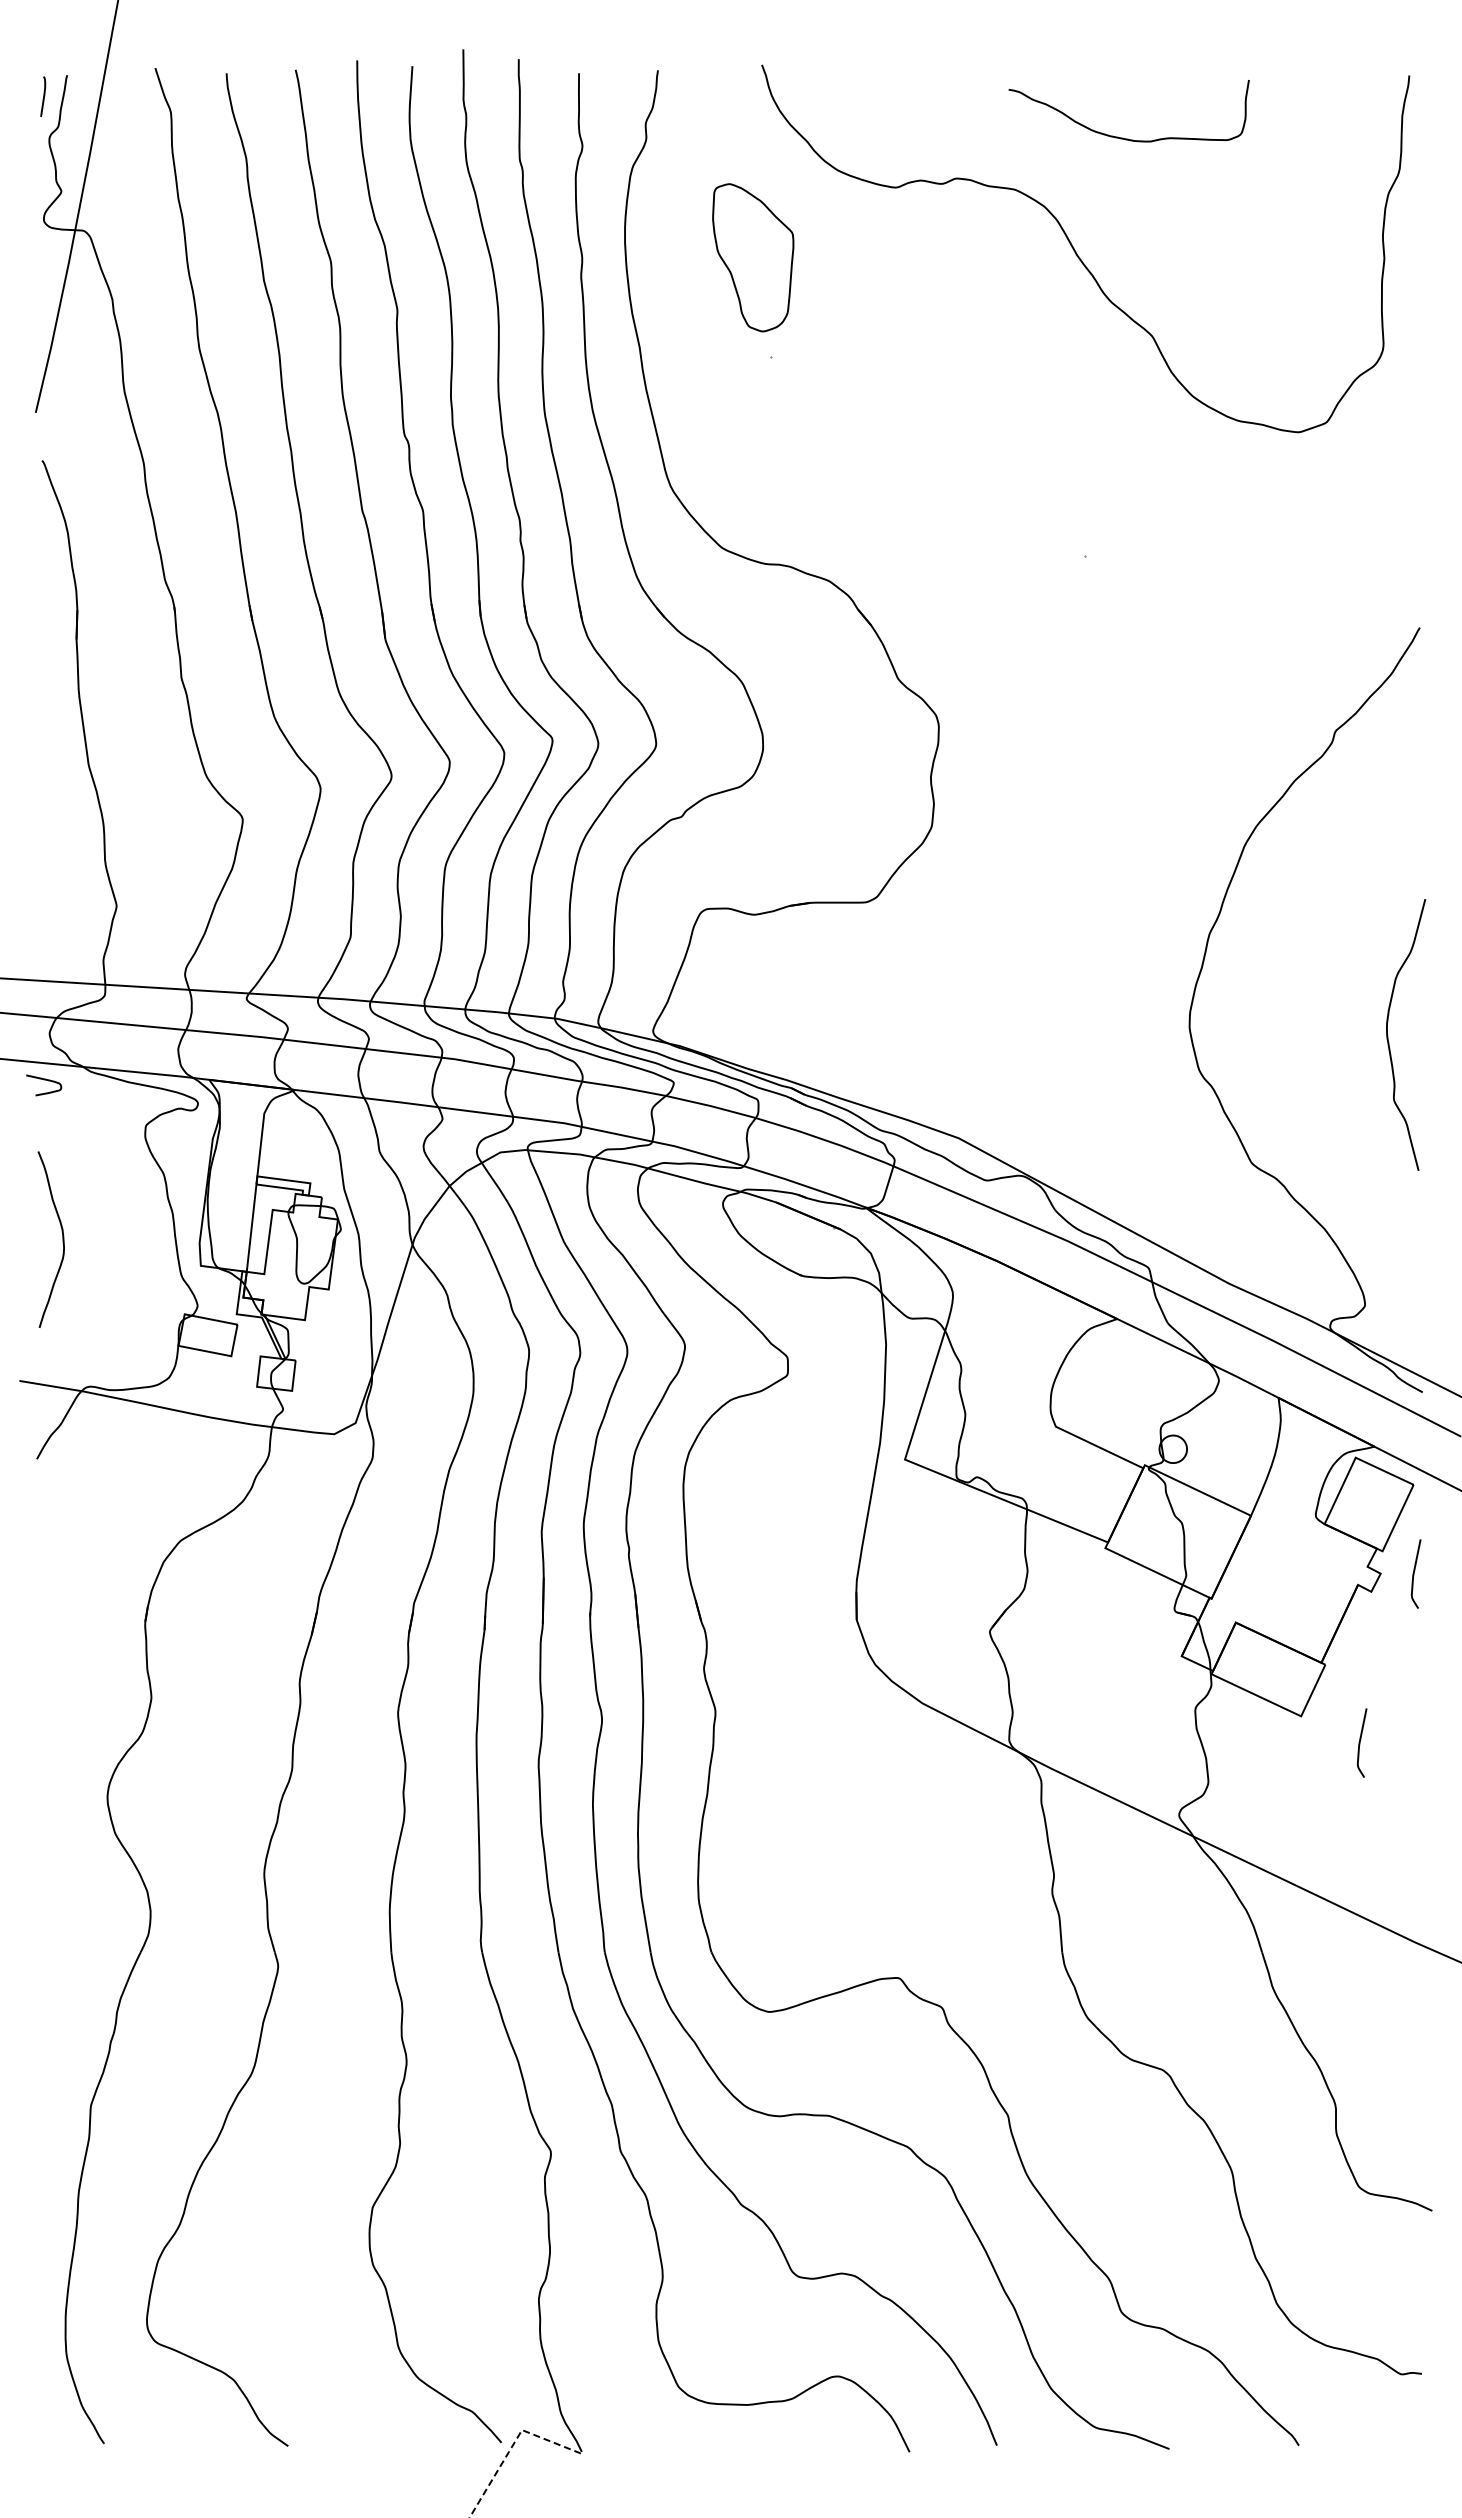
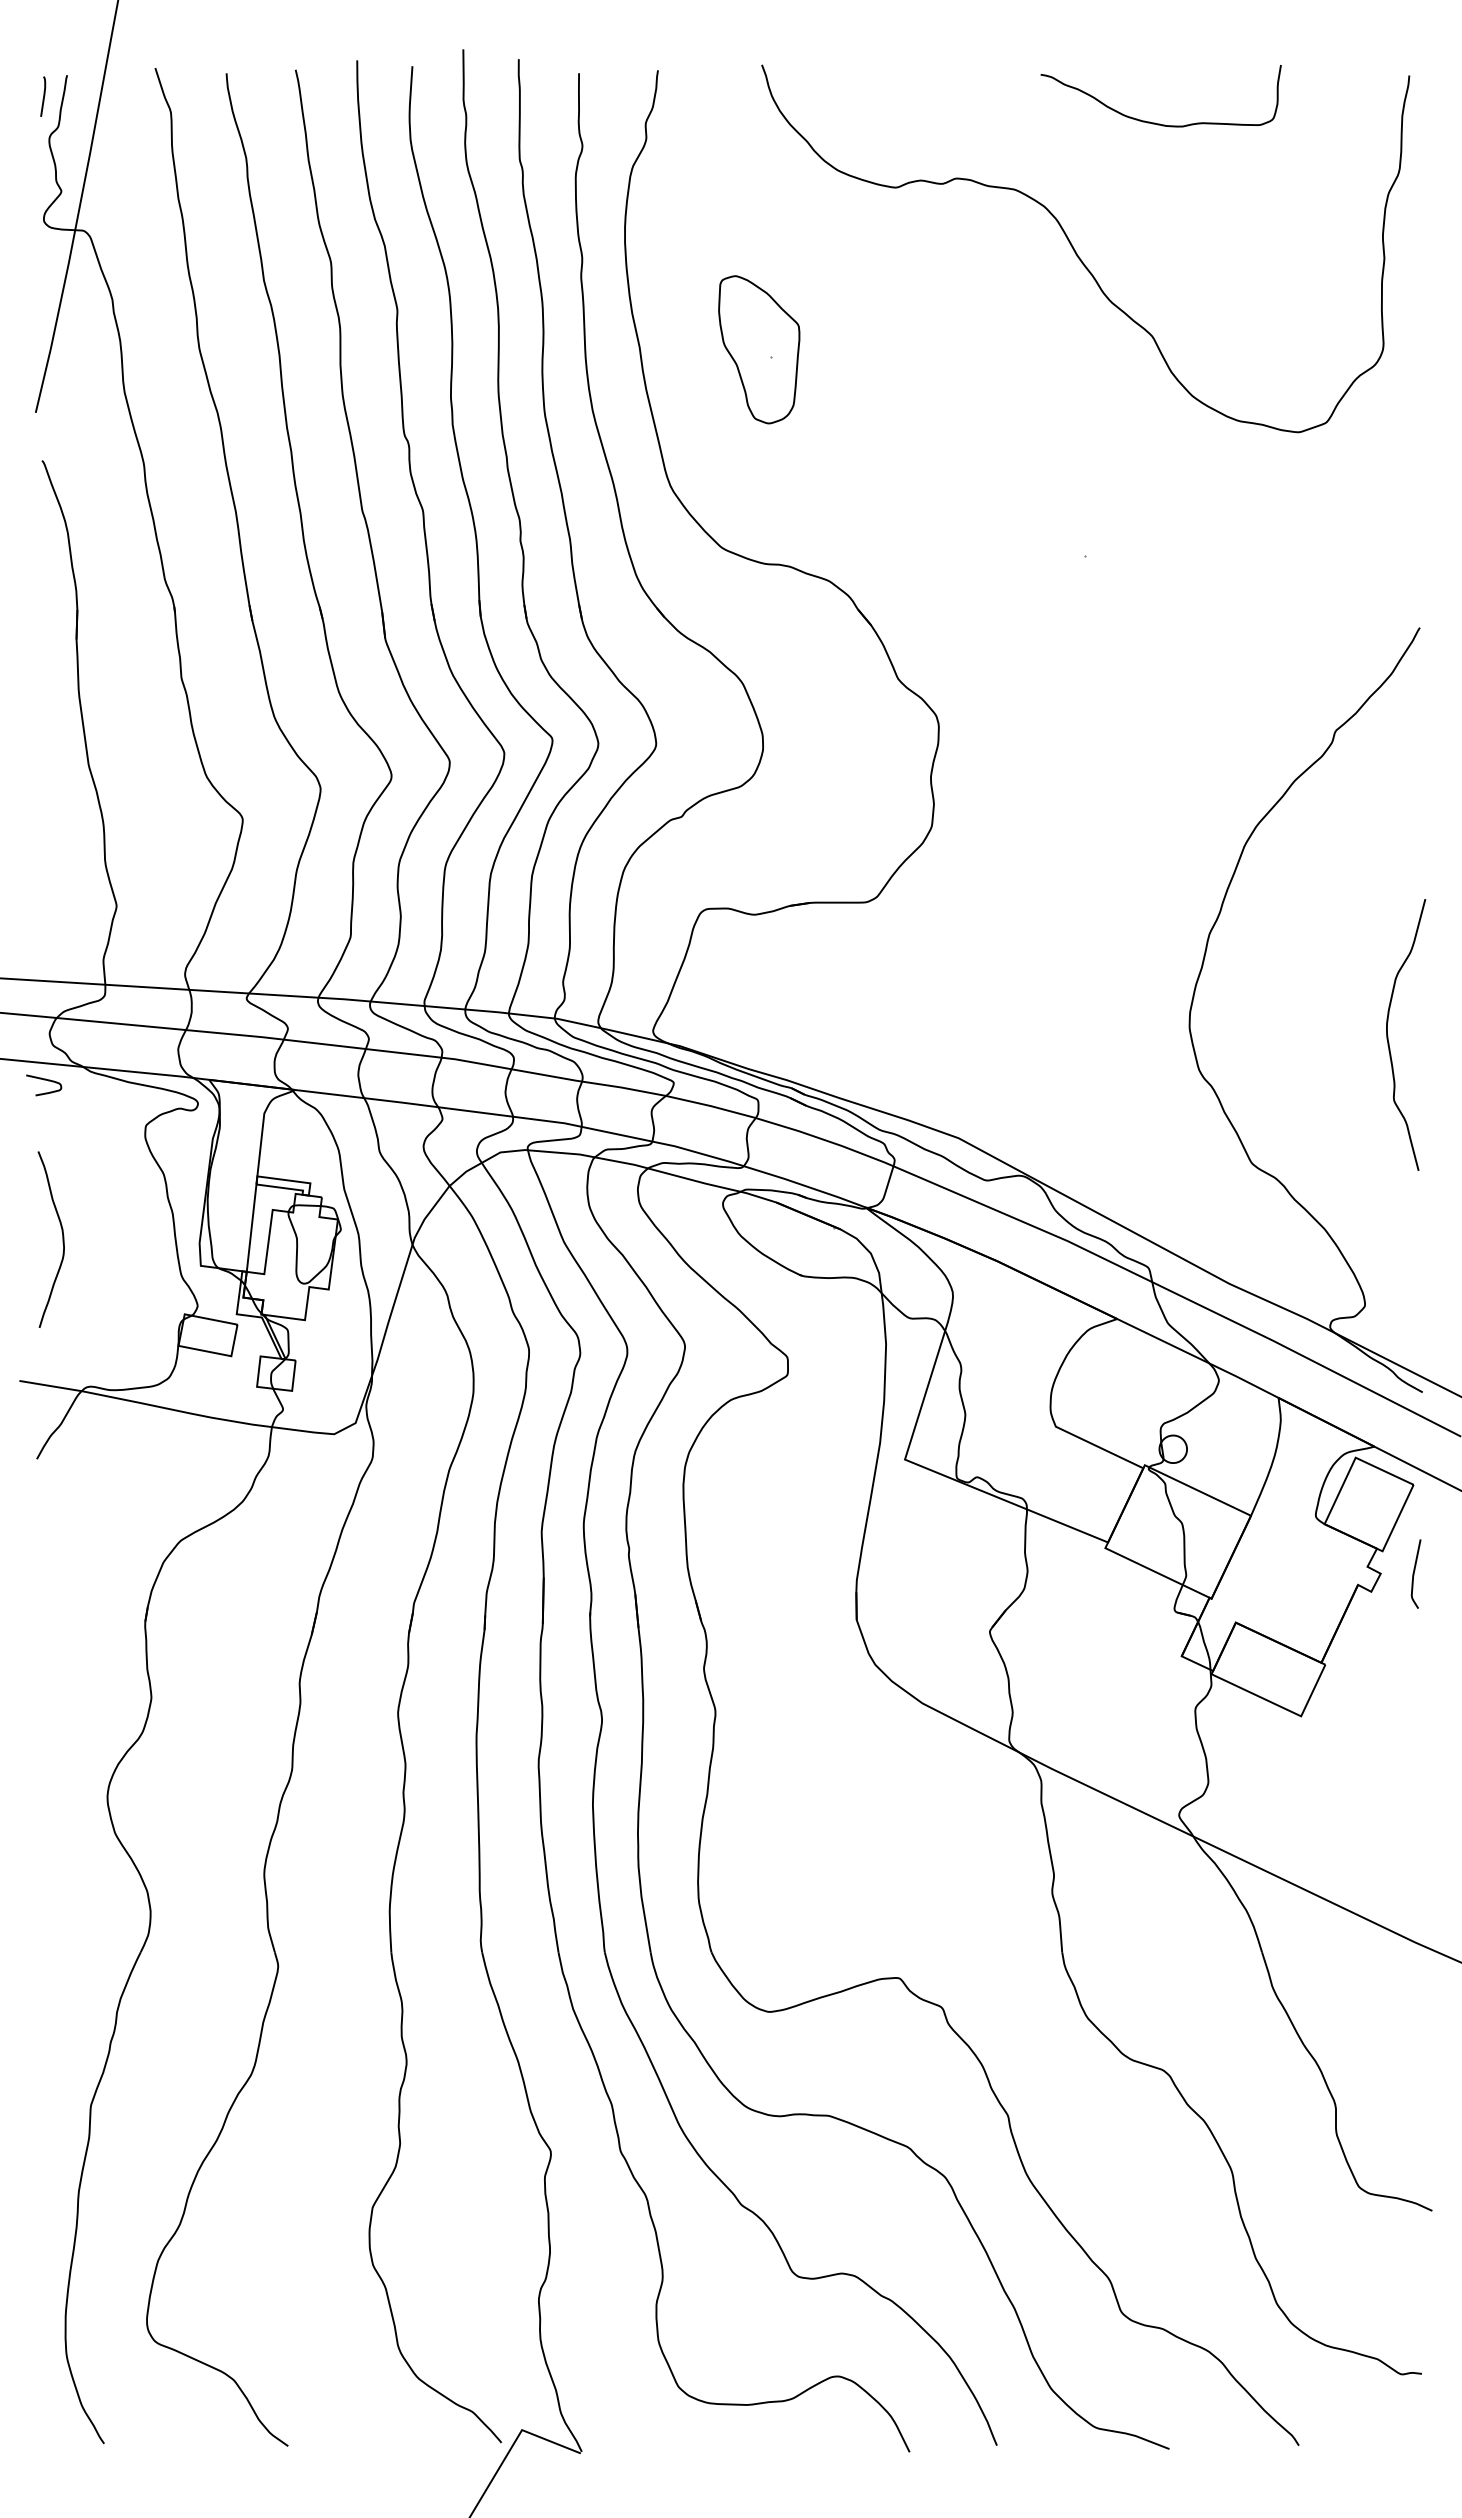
curve position: (1123, 137) -> (1155, 122) (1155, 122)
part position: (753, 257) -> (759, 349) (759, 349)
curve: present -> none (1360, 1742)
line: dashed -> solid (512, 2446)
